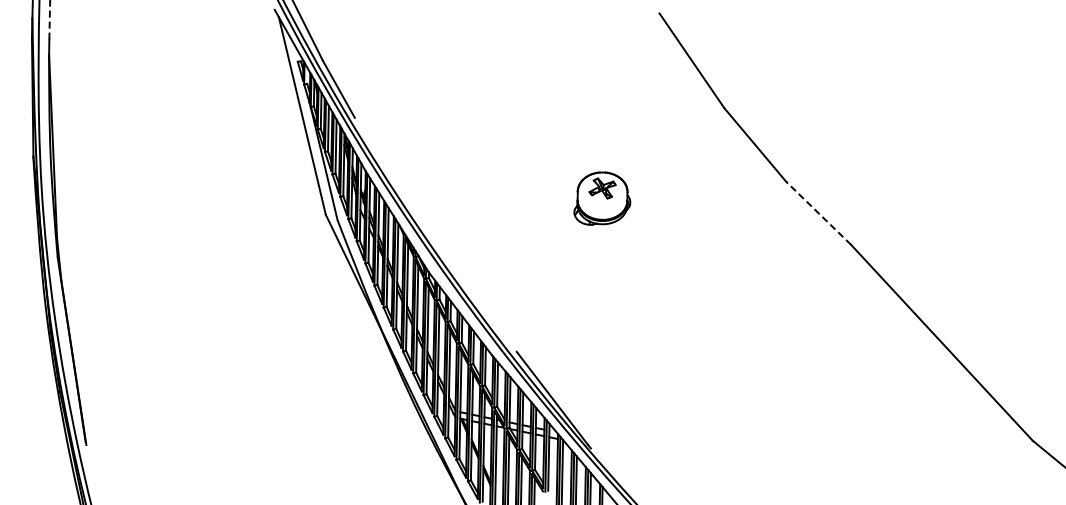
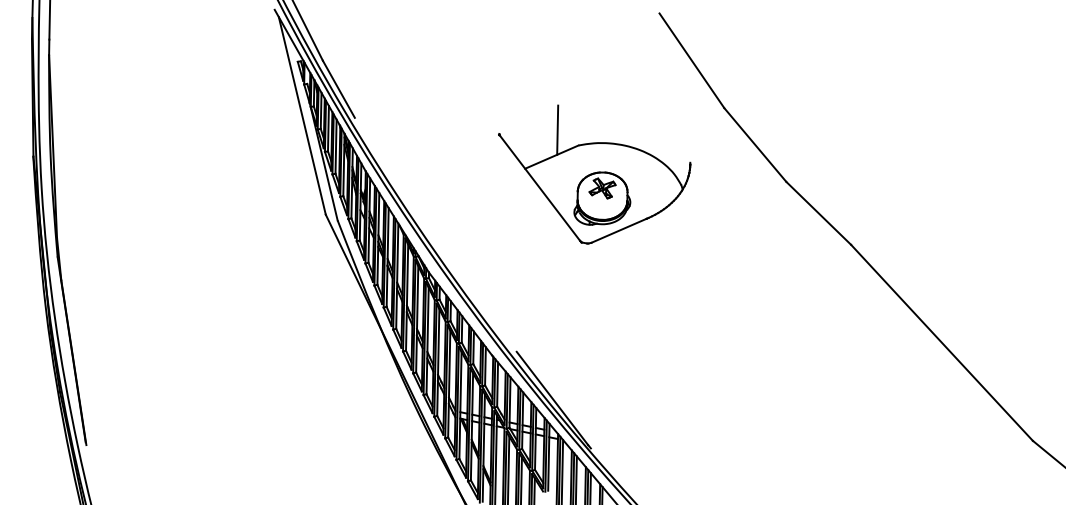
line: dashed -> solid (49, 19)
part: none -> present (594, 174)
line: dashed -> solid (818, 213)
